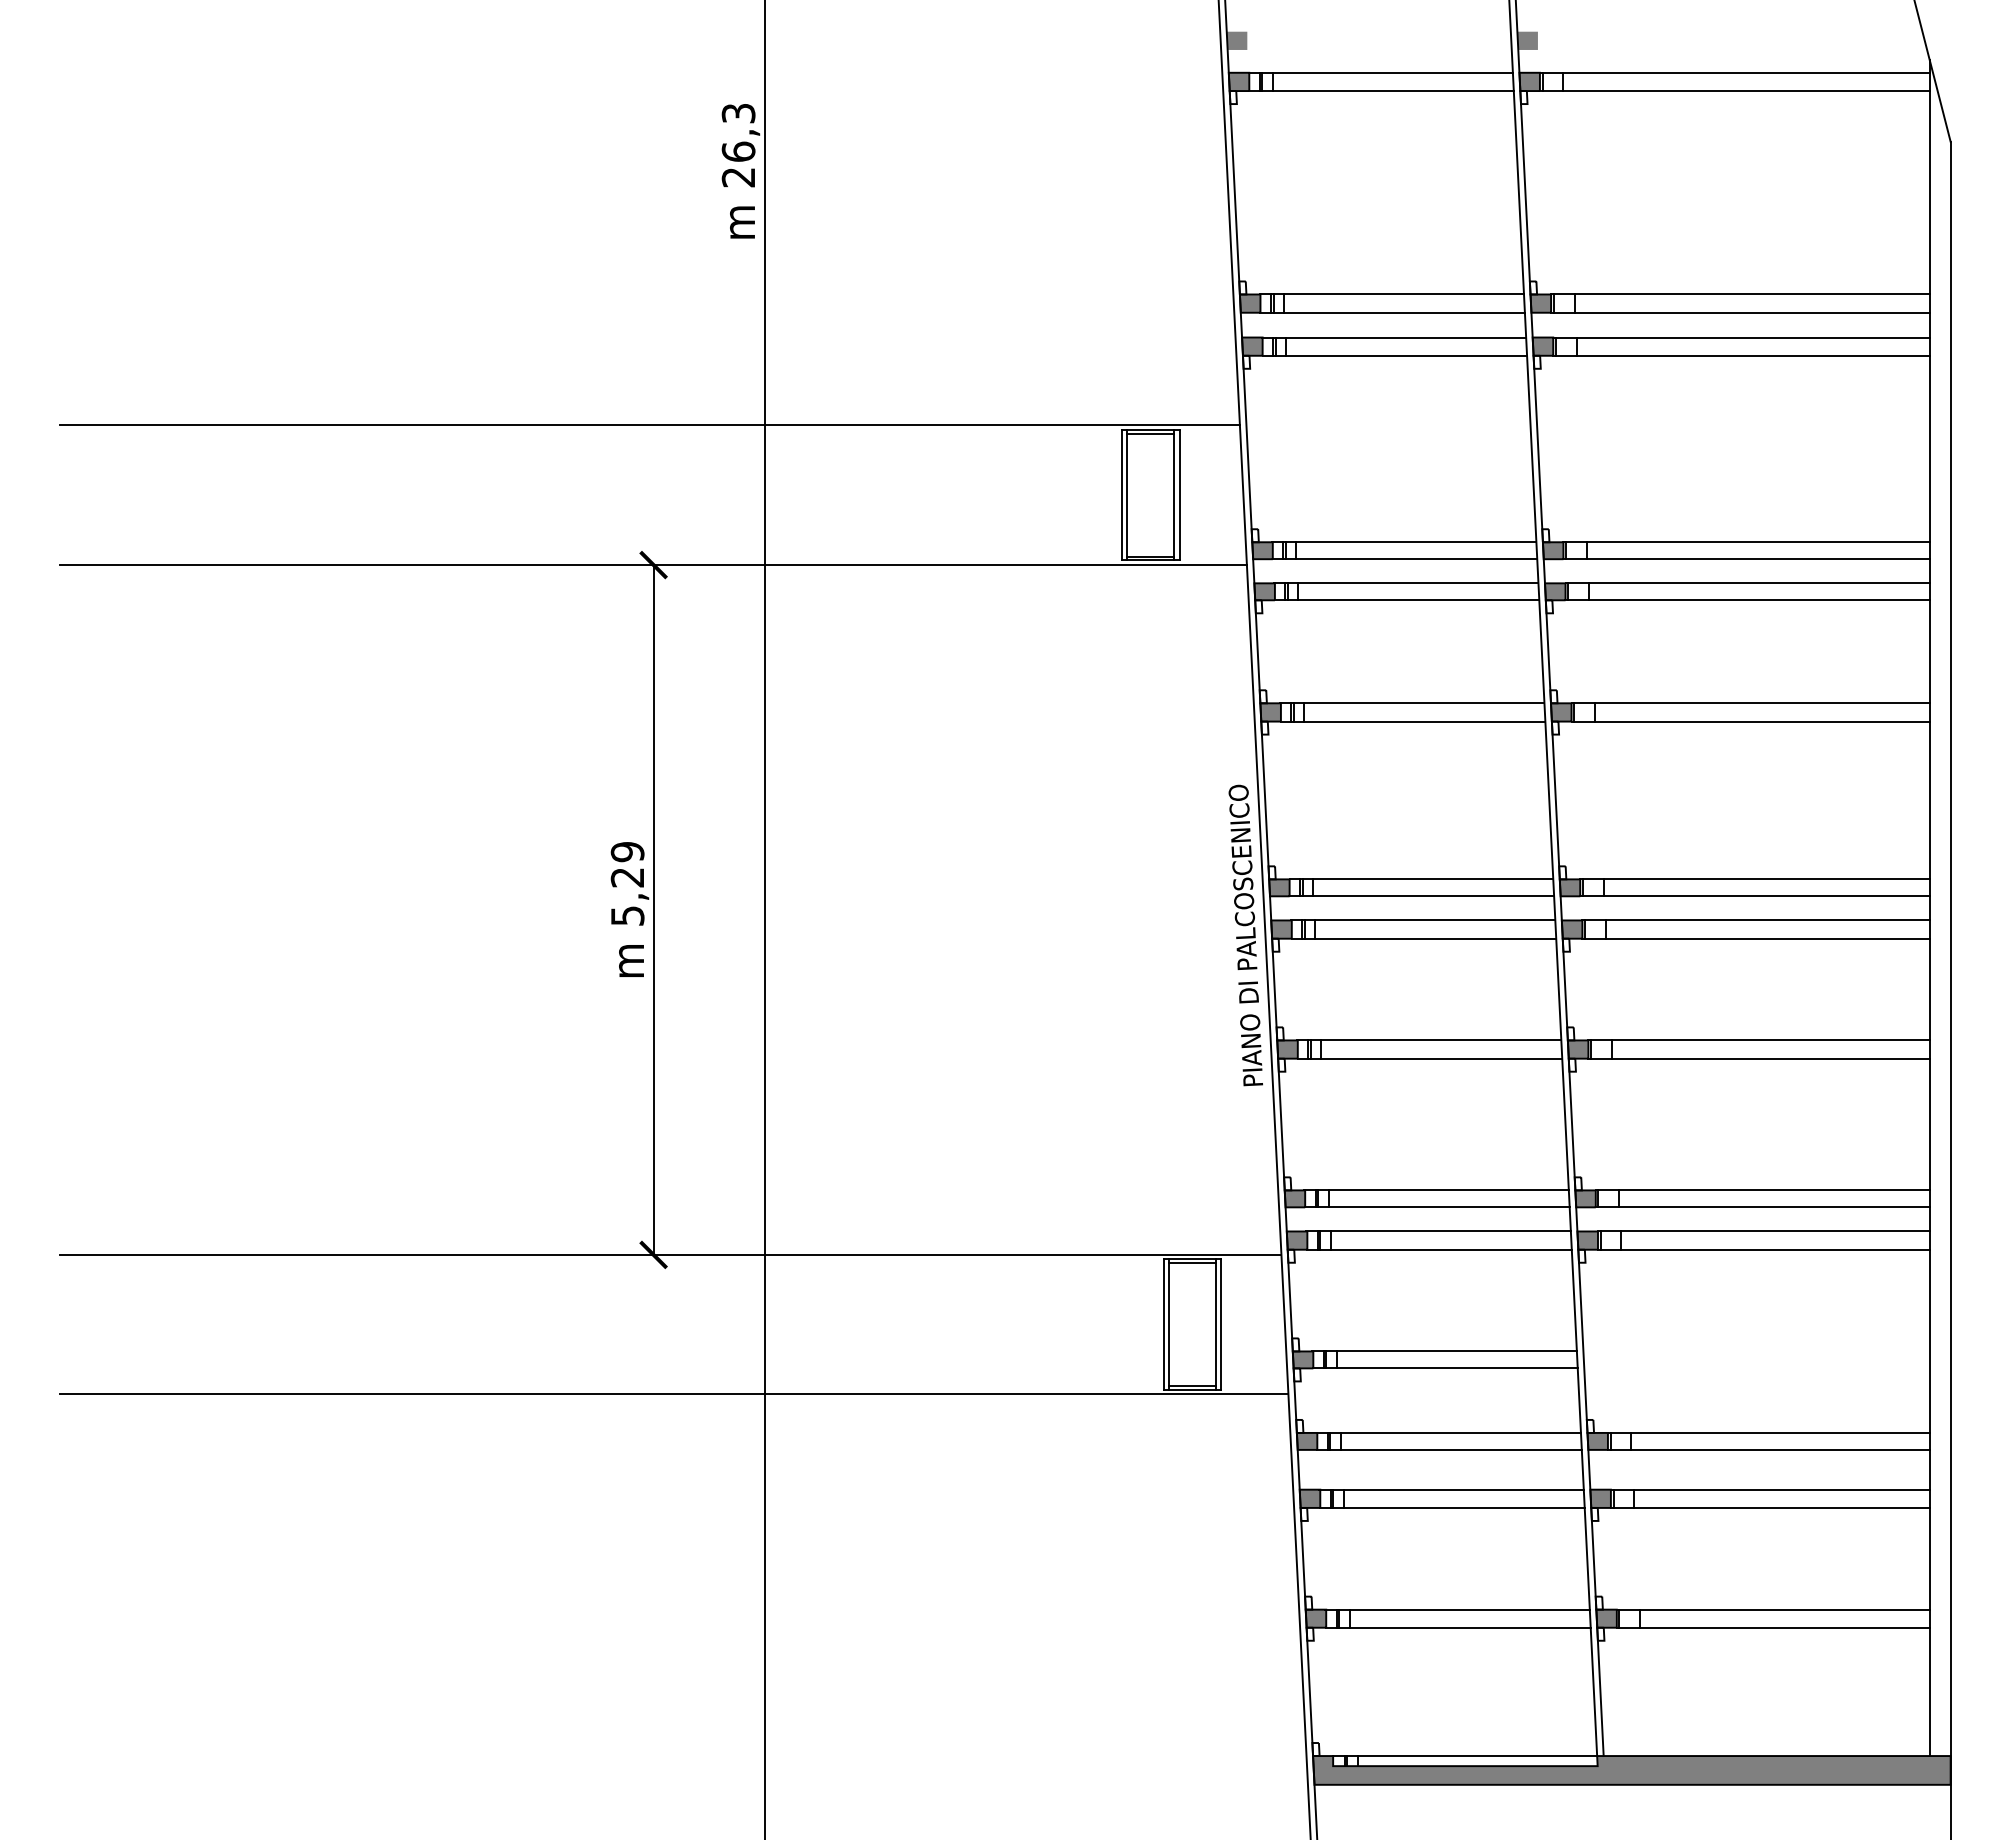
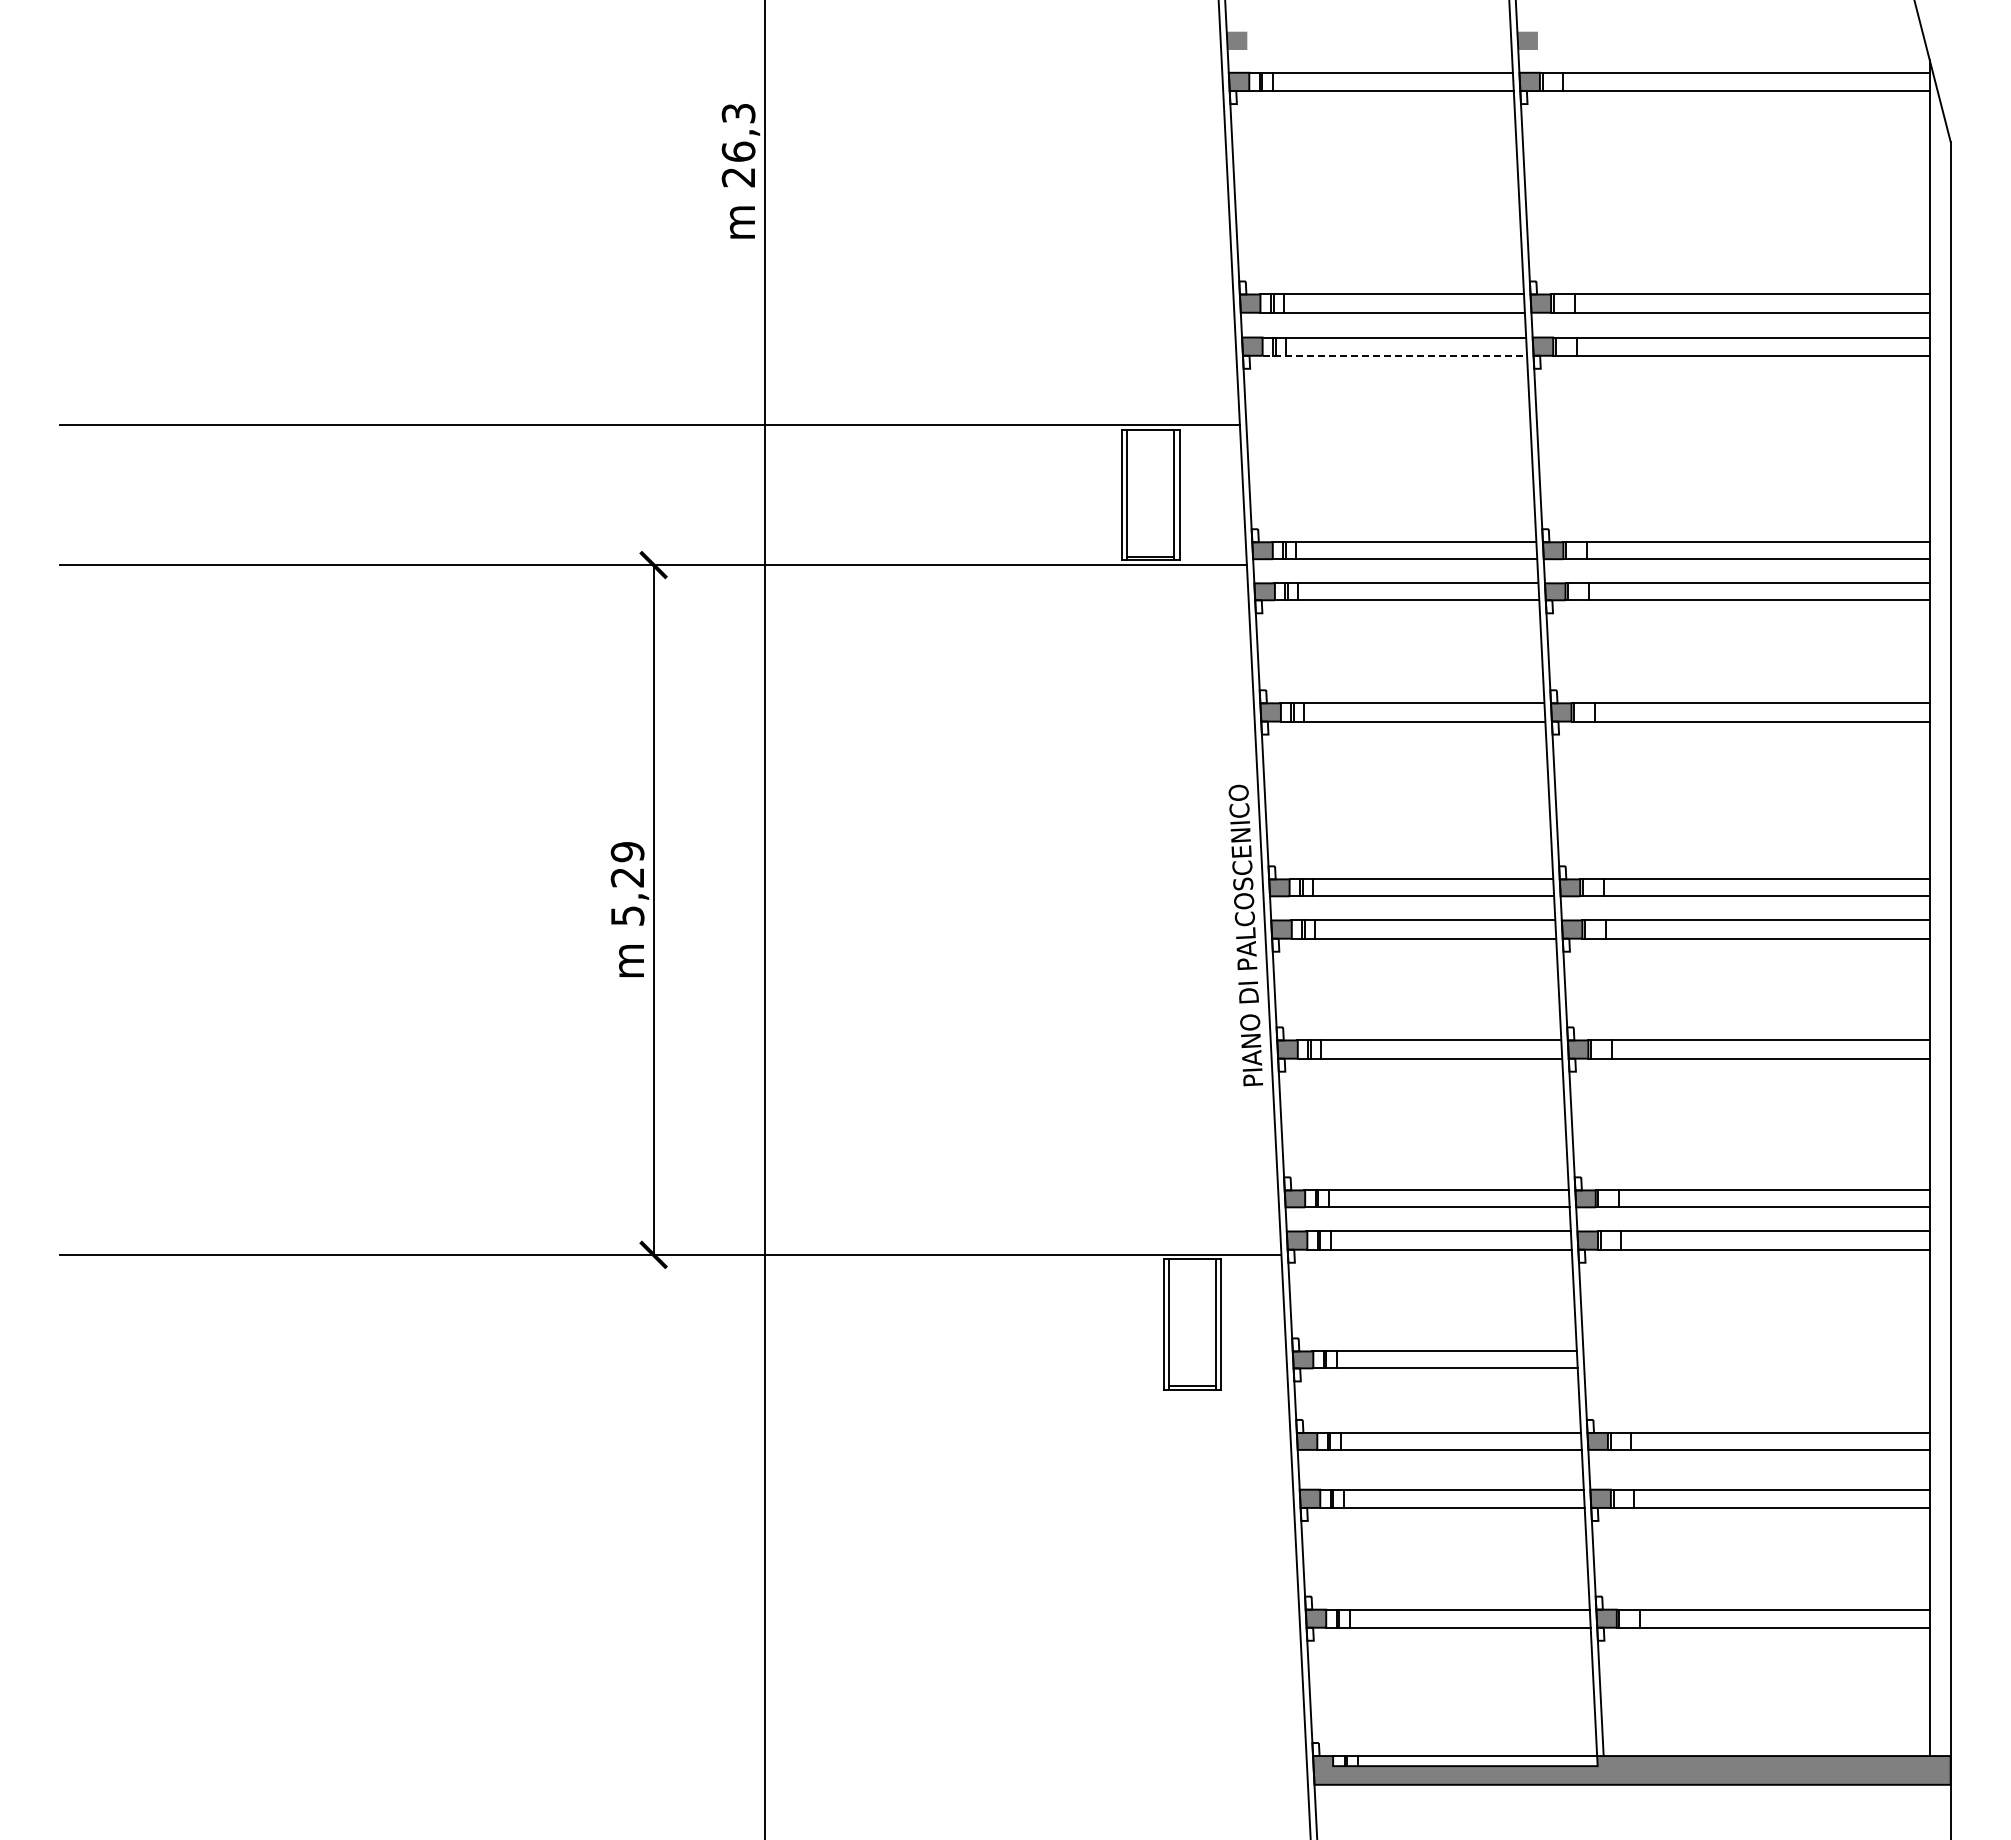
line: solid -> dashed (1395, 355)
line: present -> none (1150, 433)
line: present -> none (1191, 1263)
line: present -> none (674, 1394)
